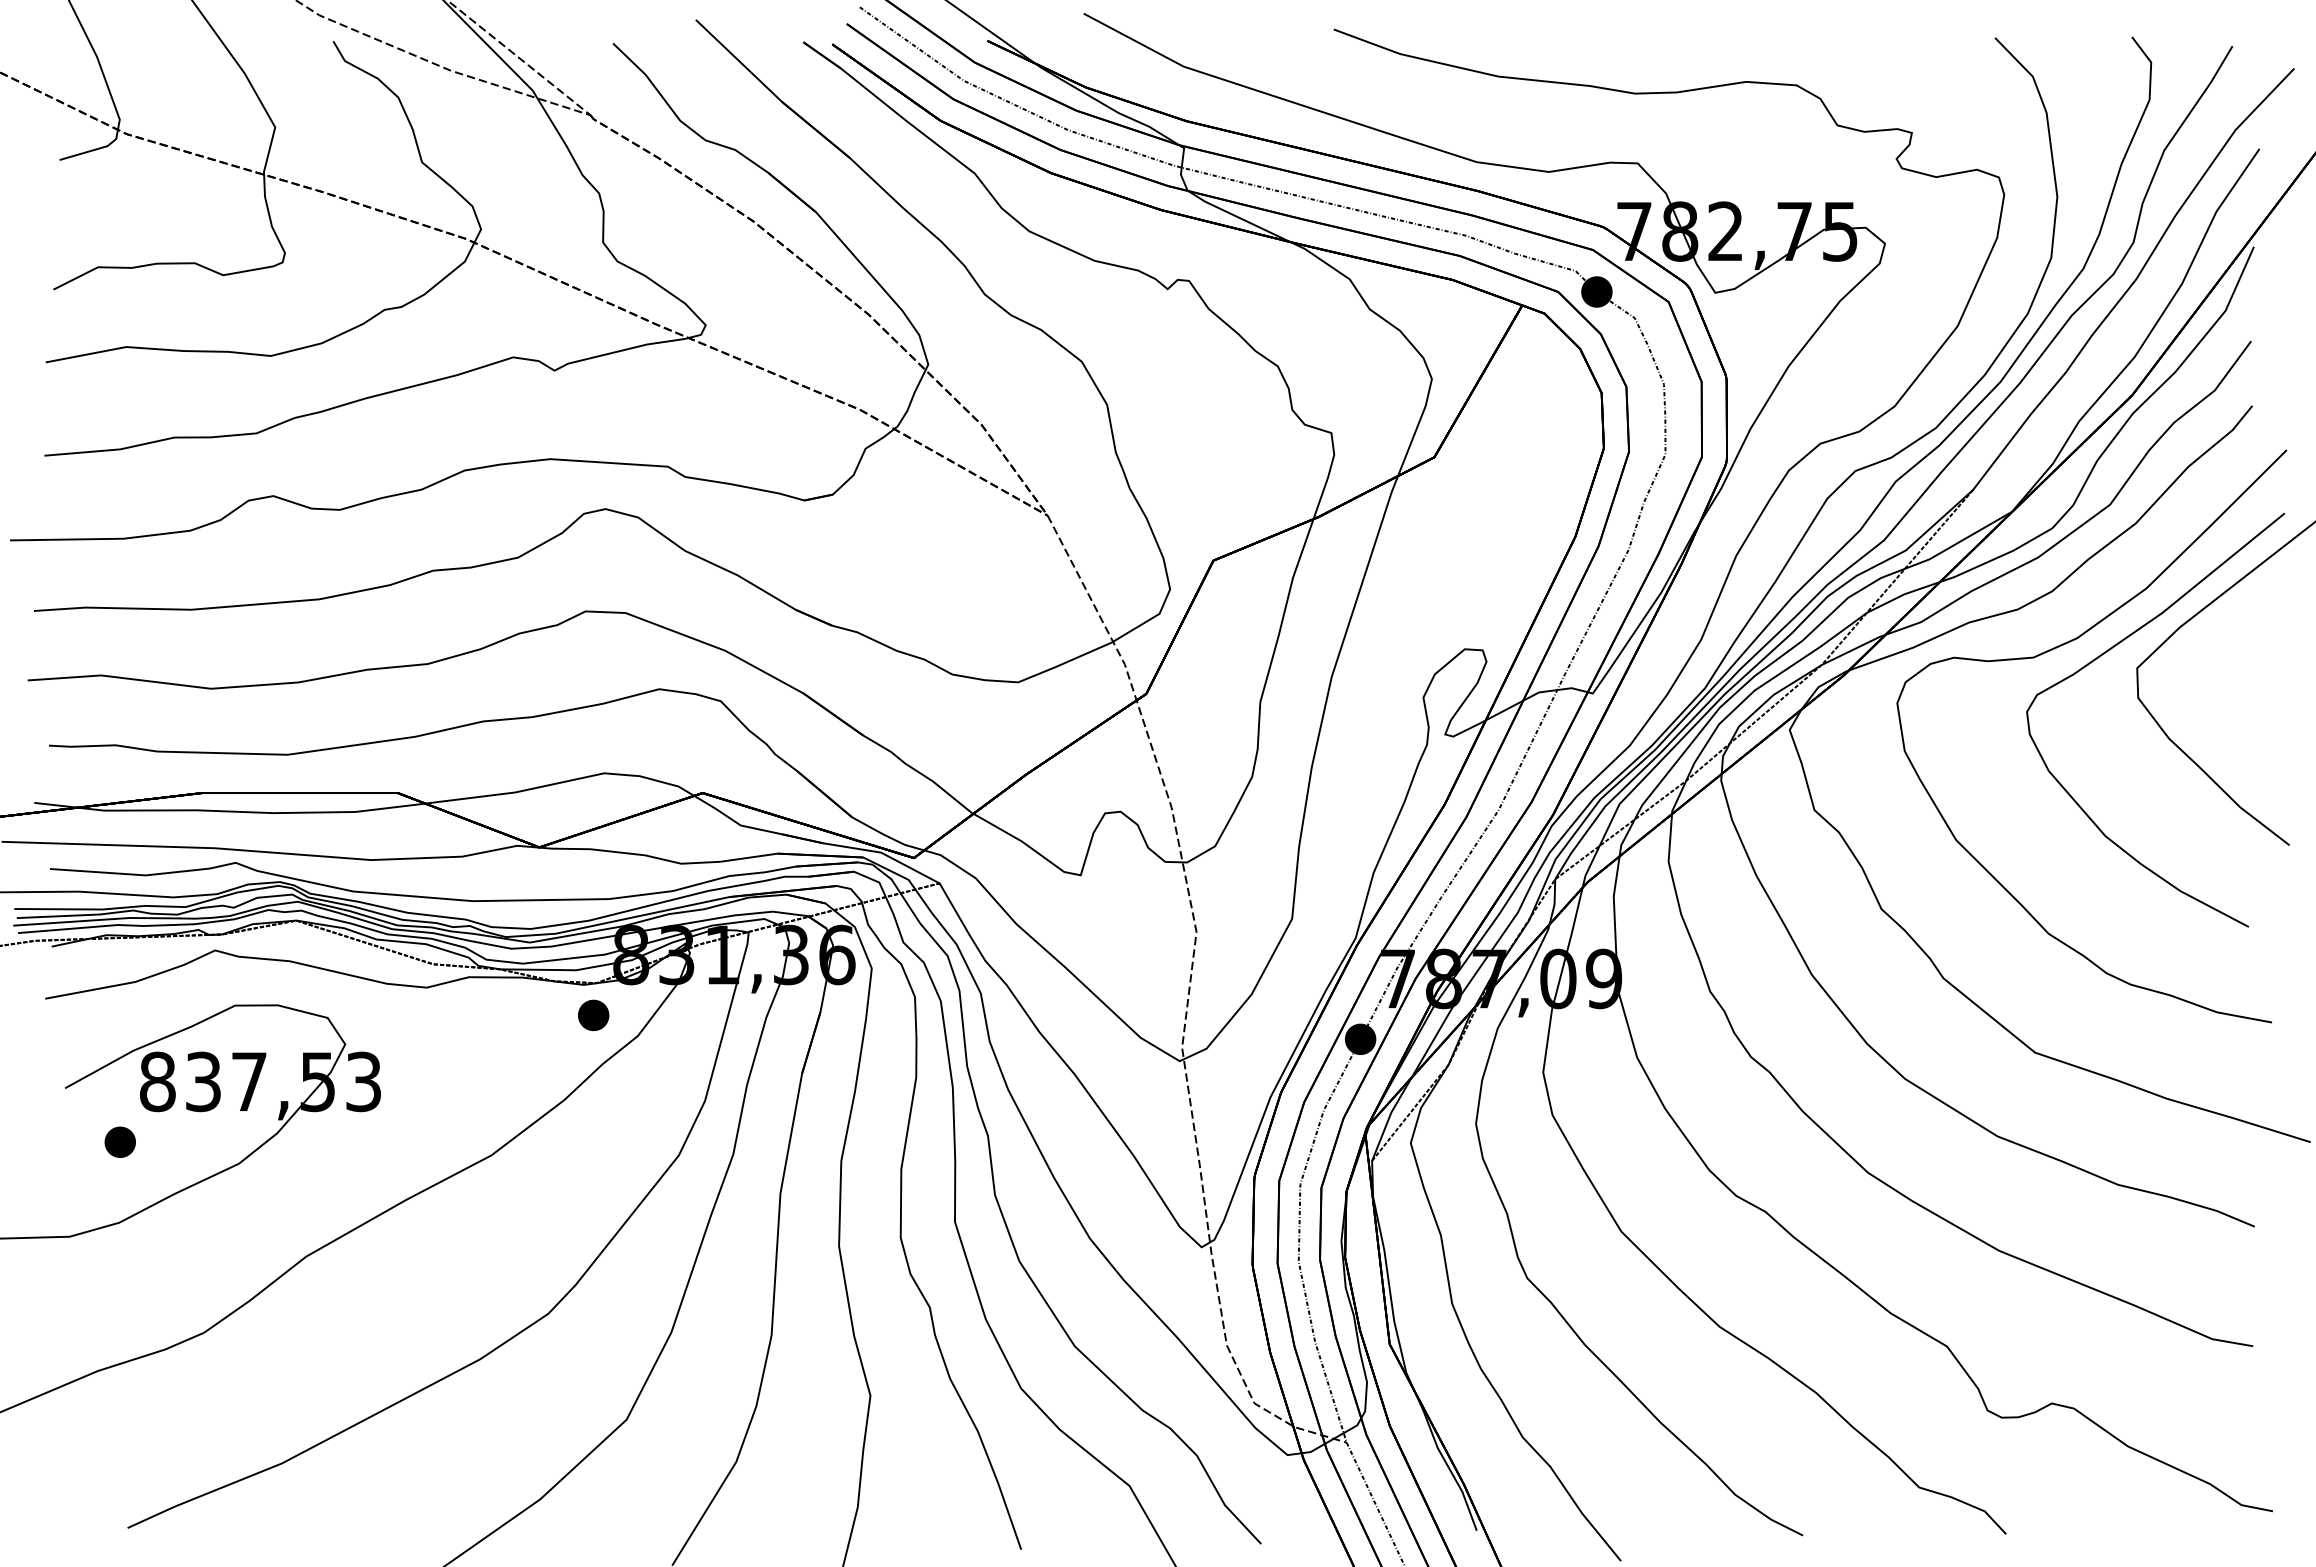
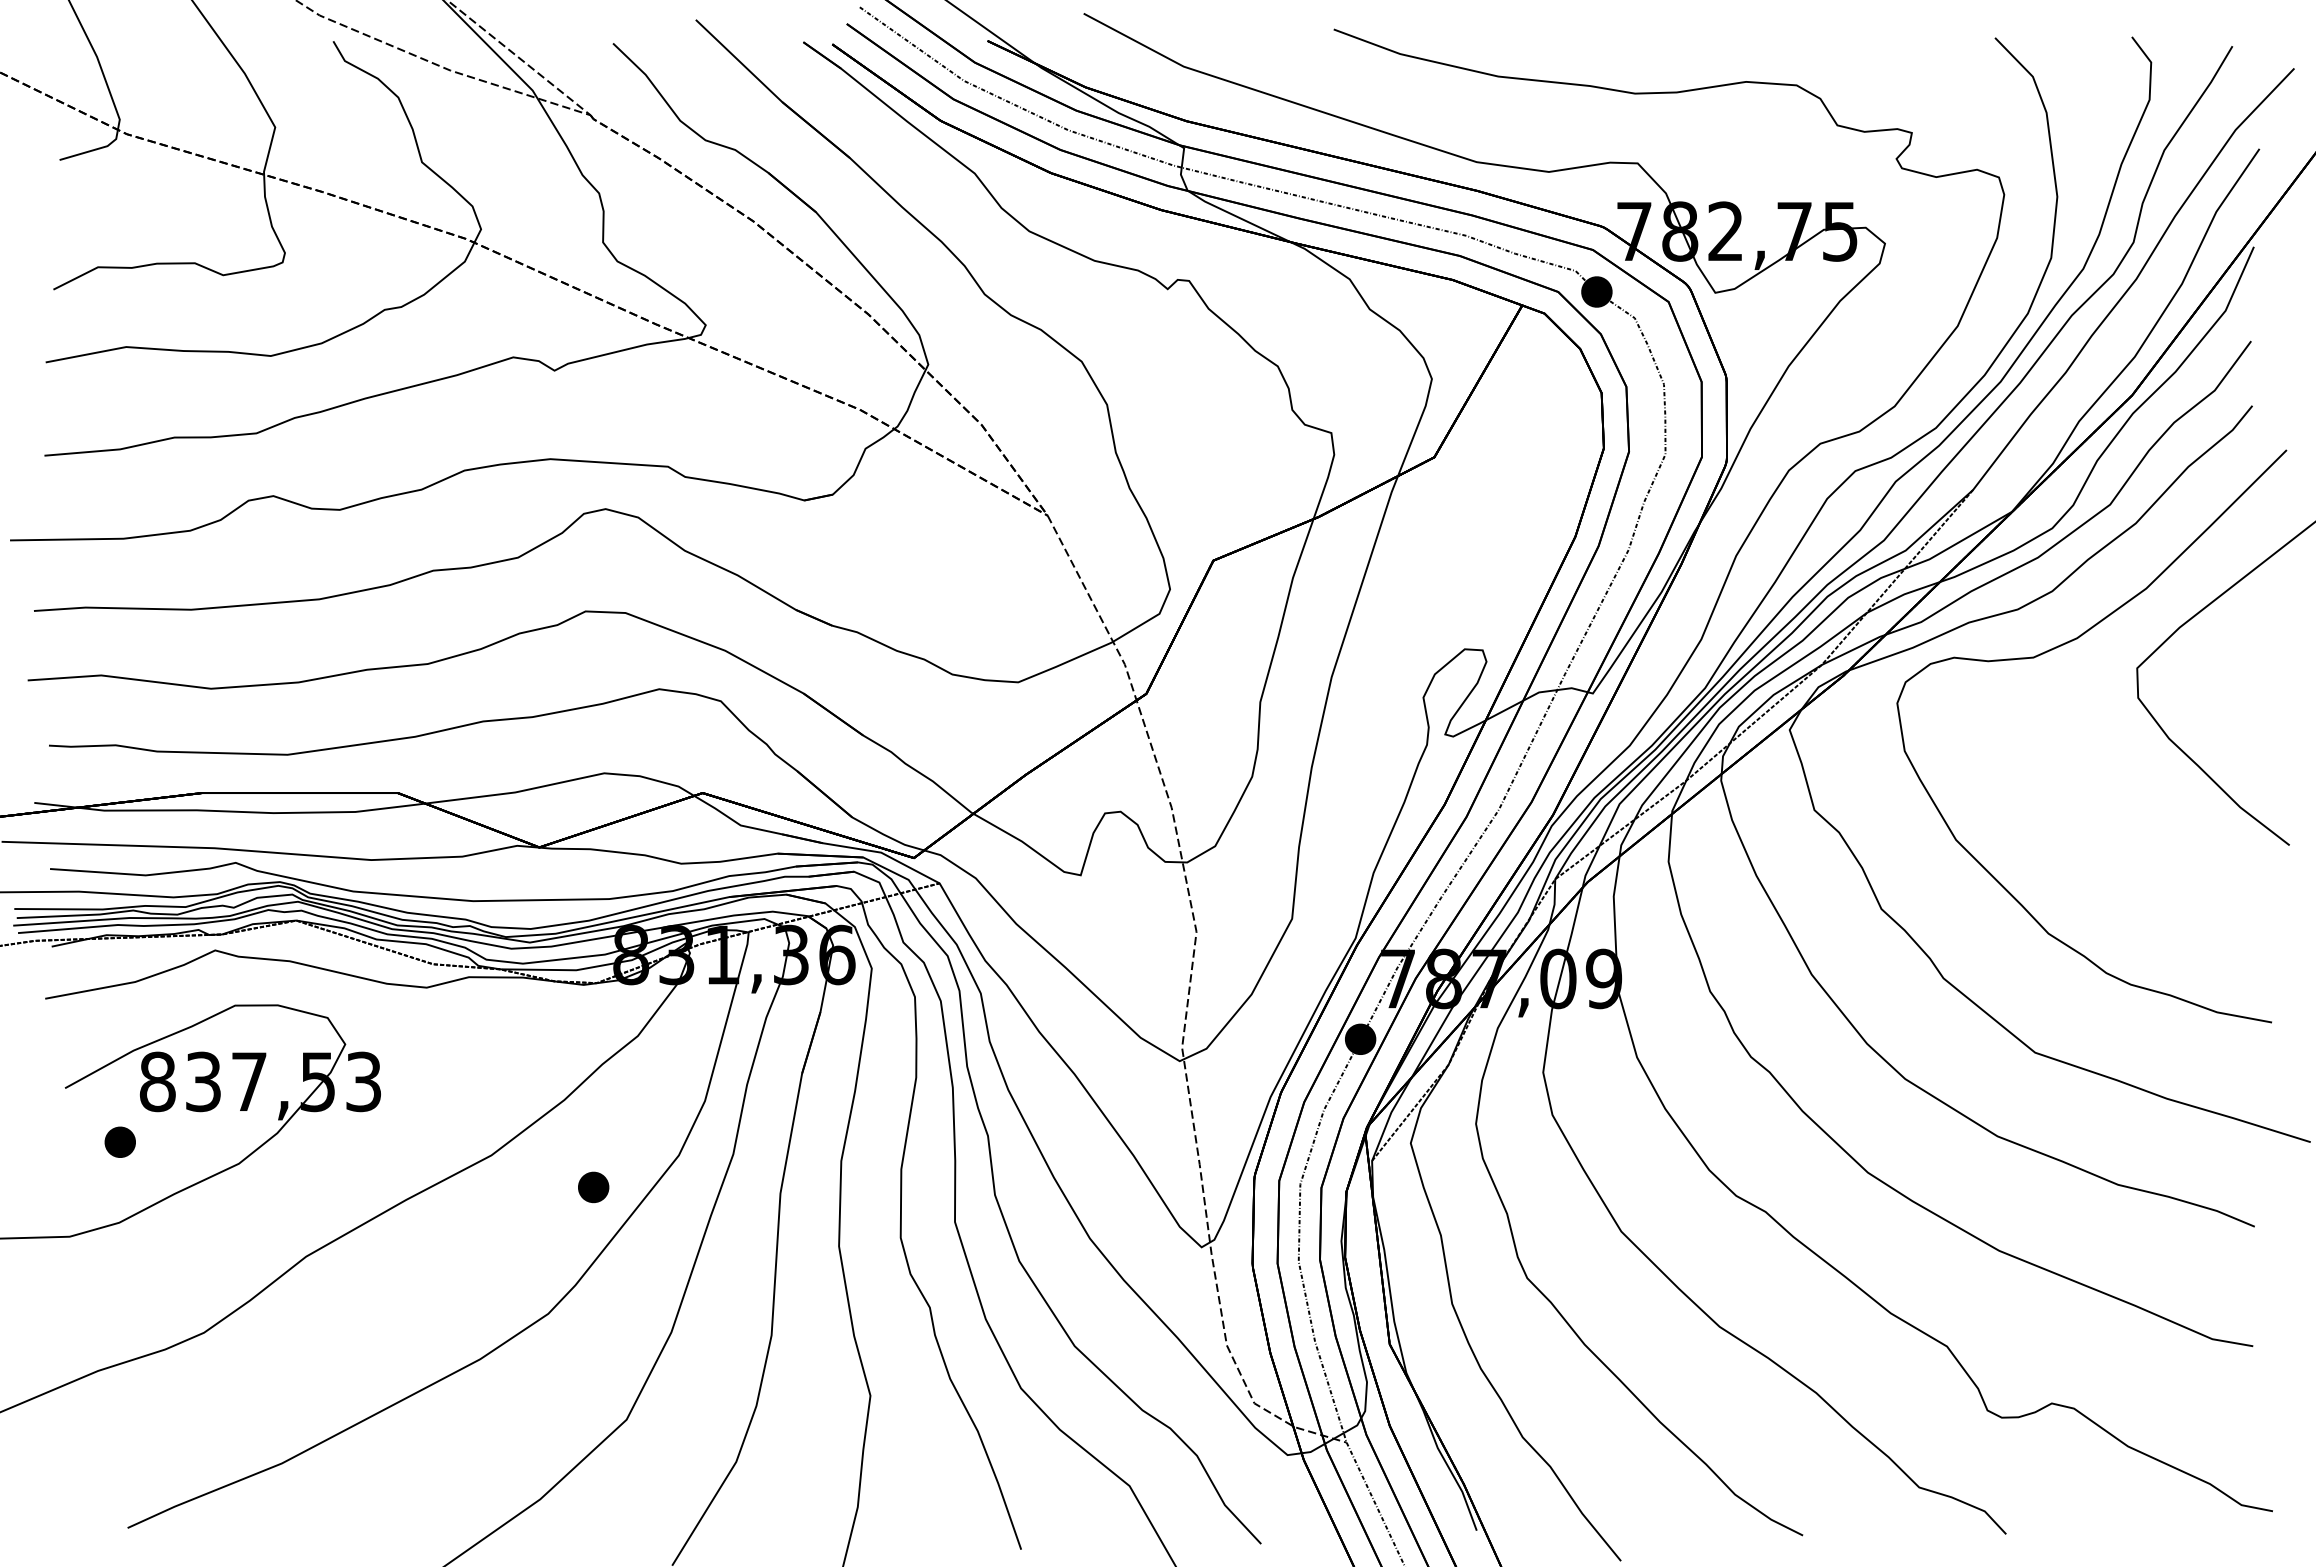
curve: present -> none (2107, 652)
part position: (593, 1015) -> (593, 1187) (593, 1187)
